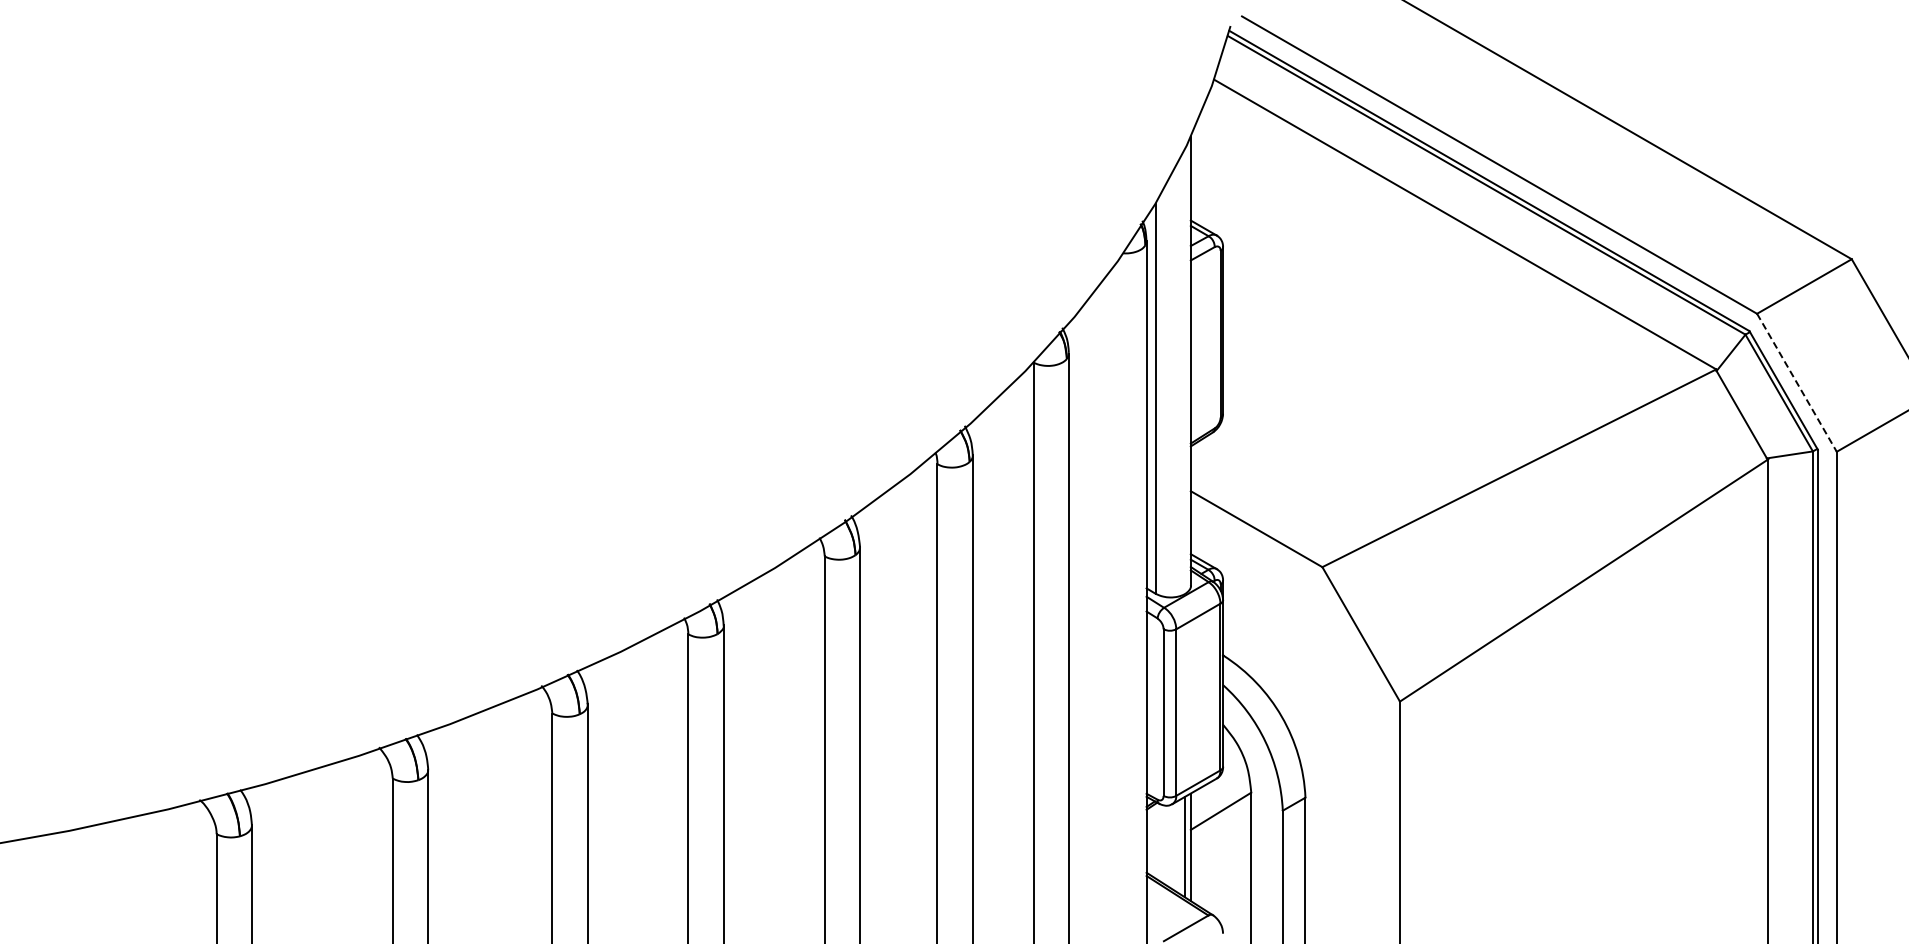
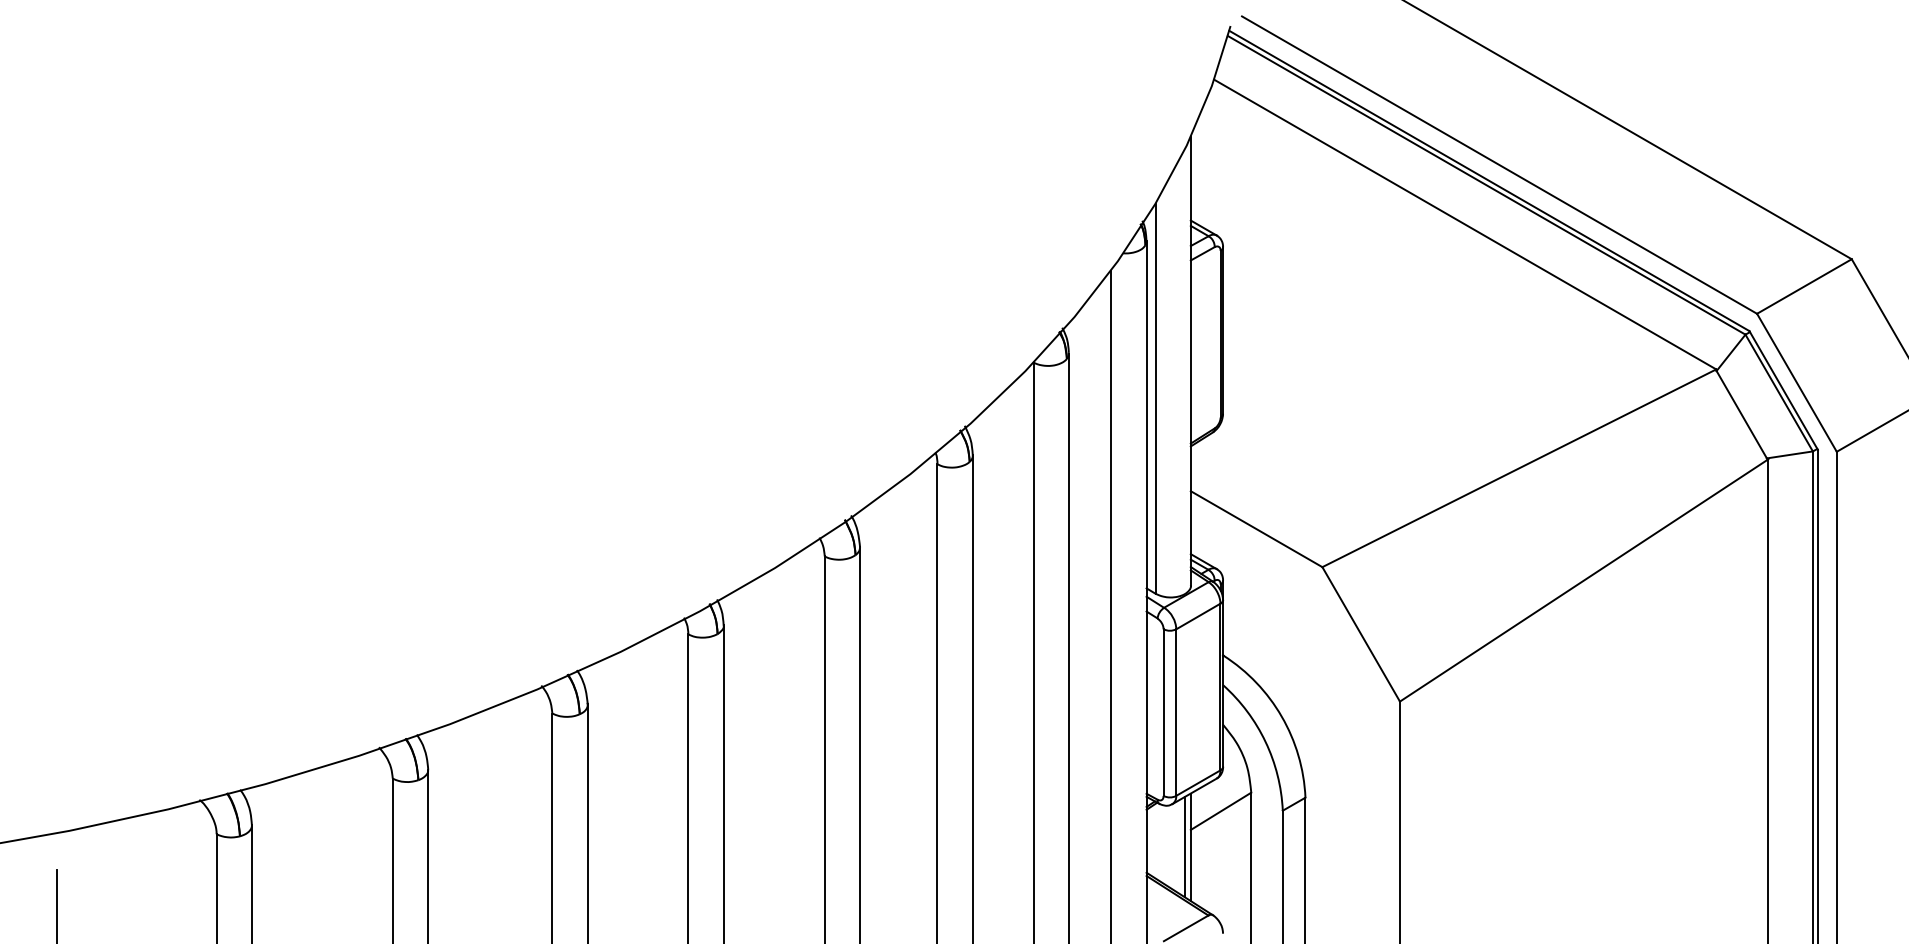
line: dashed -> solid (1796, 382)
line: none -> present (1111, 605)
line: none -> present (57, 904)
